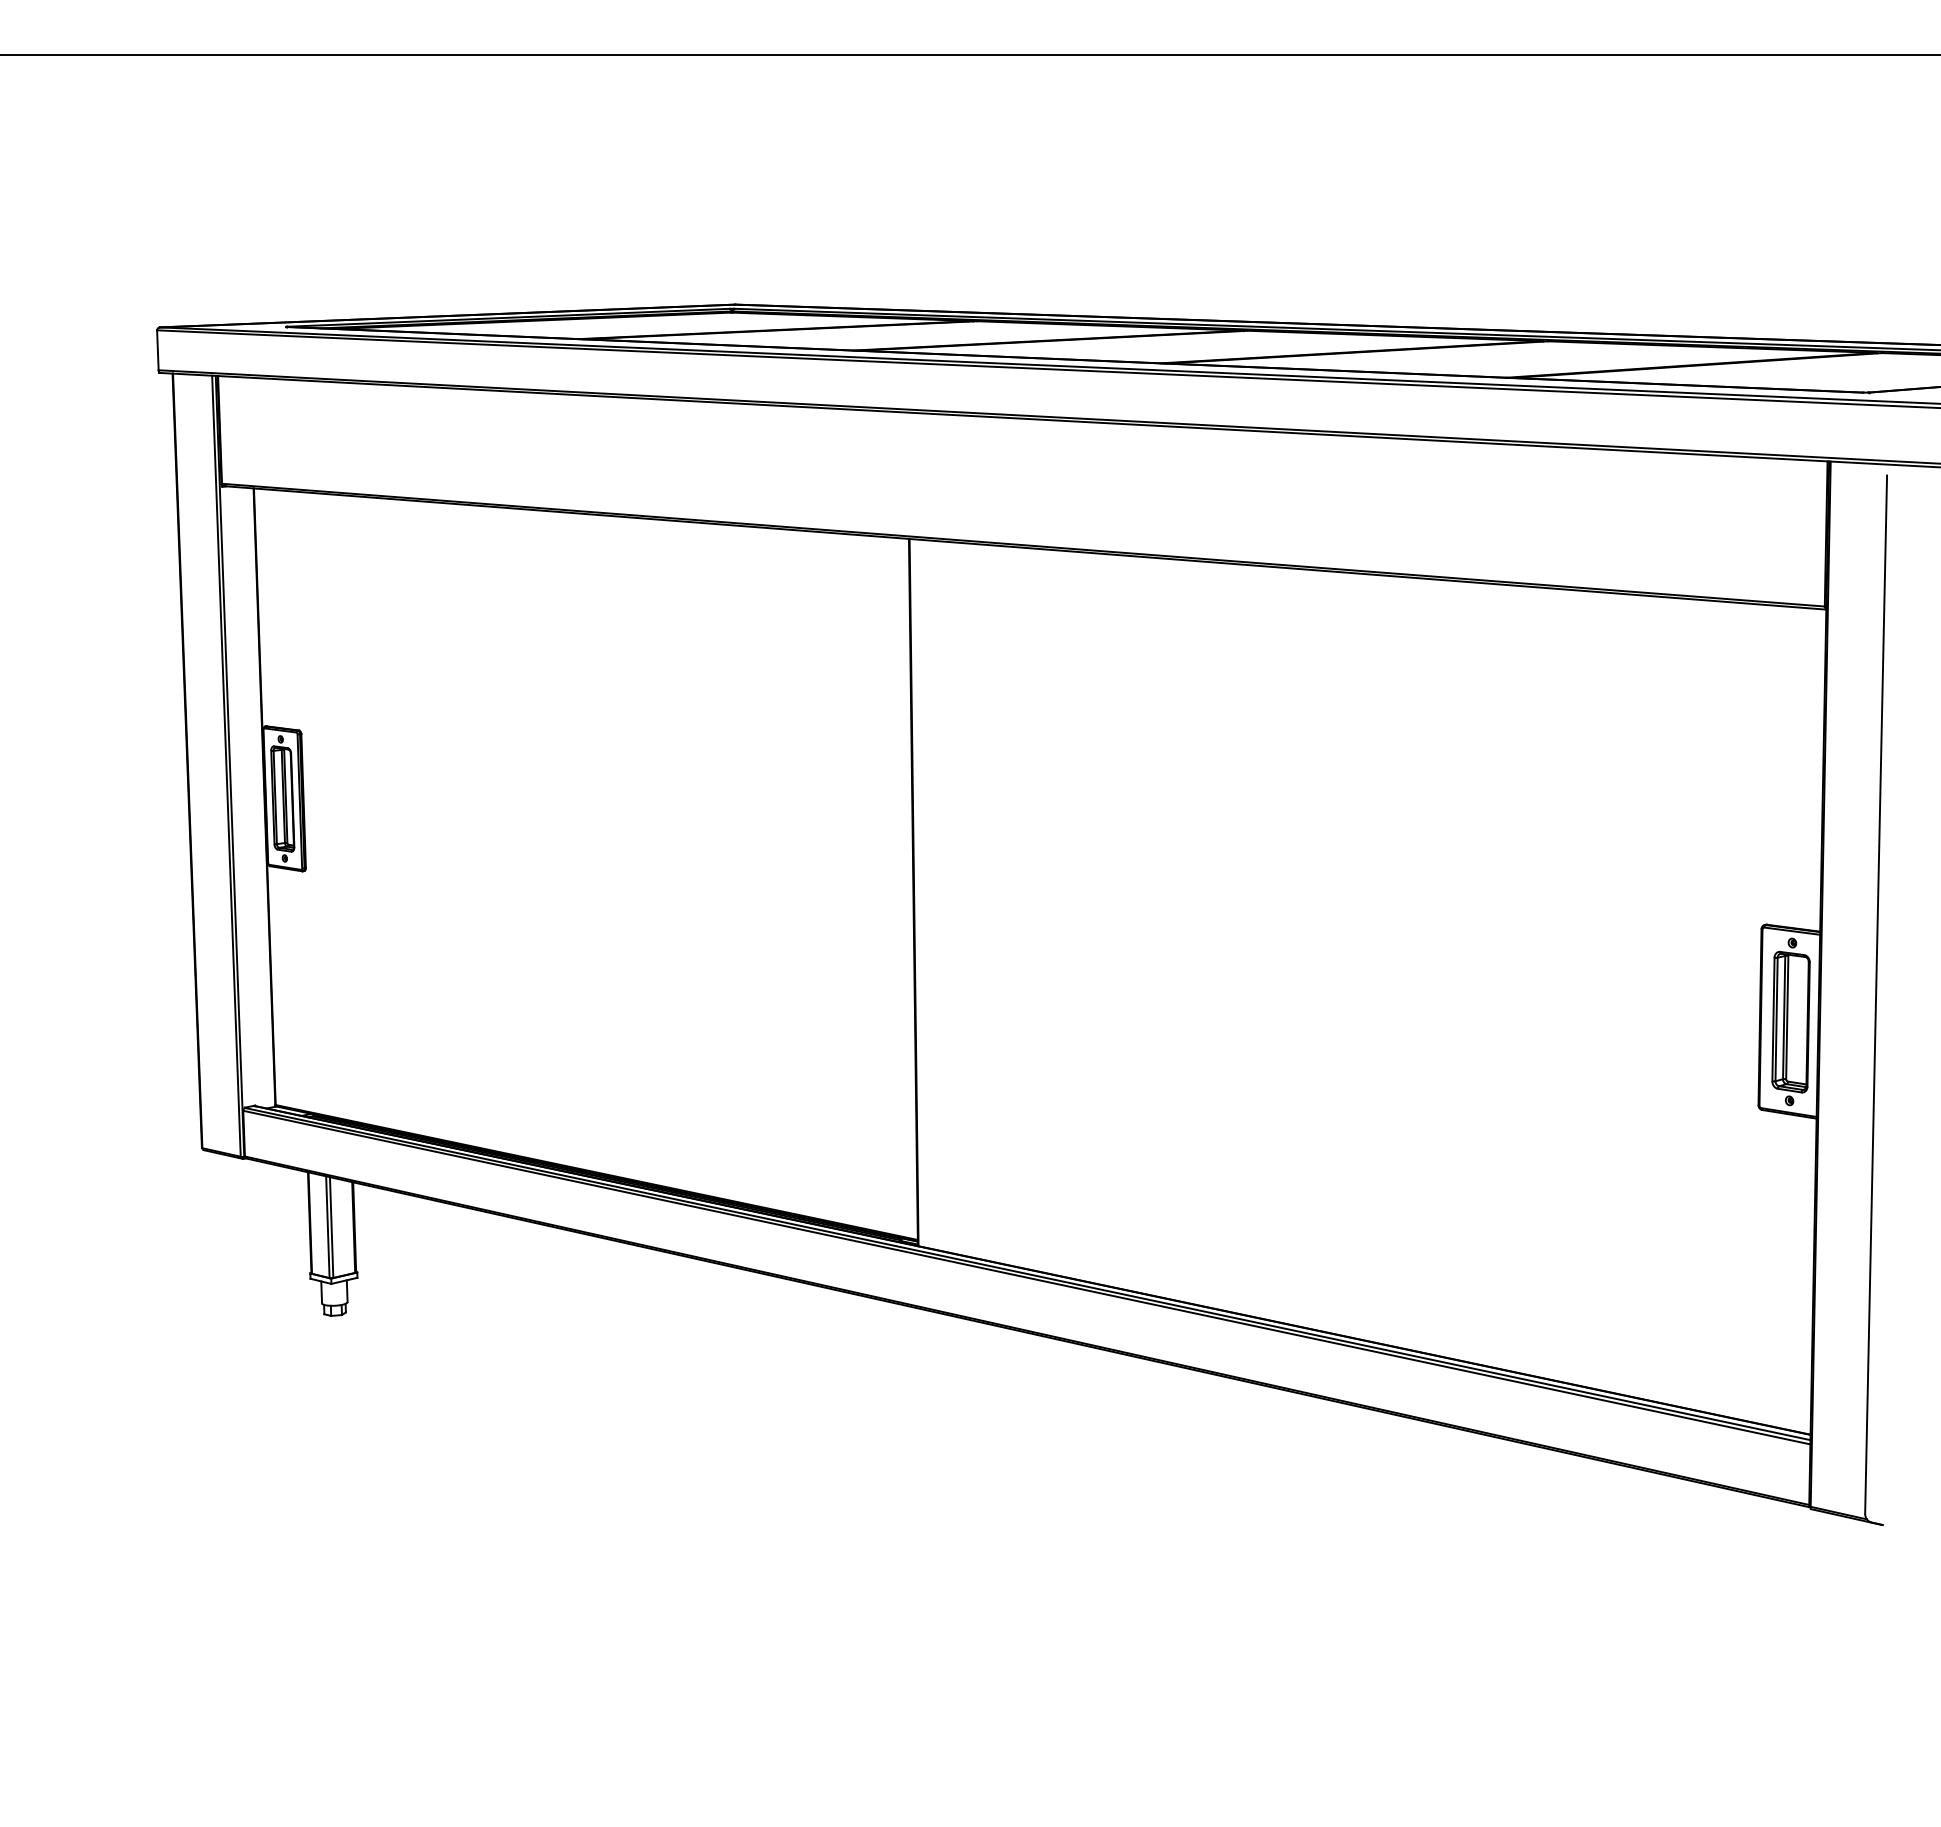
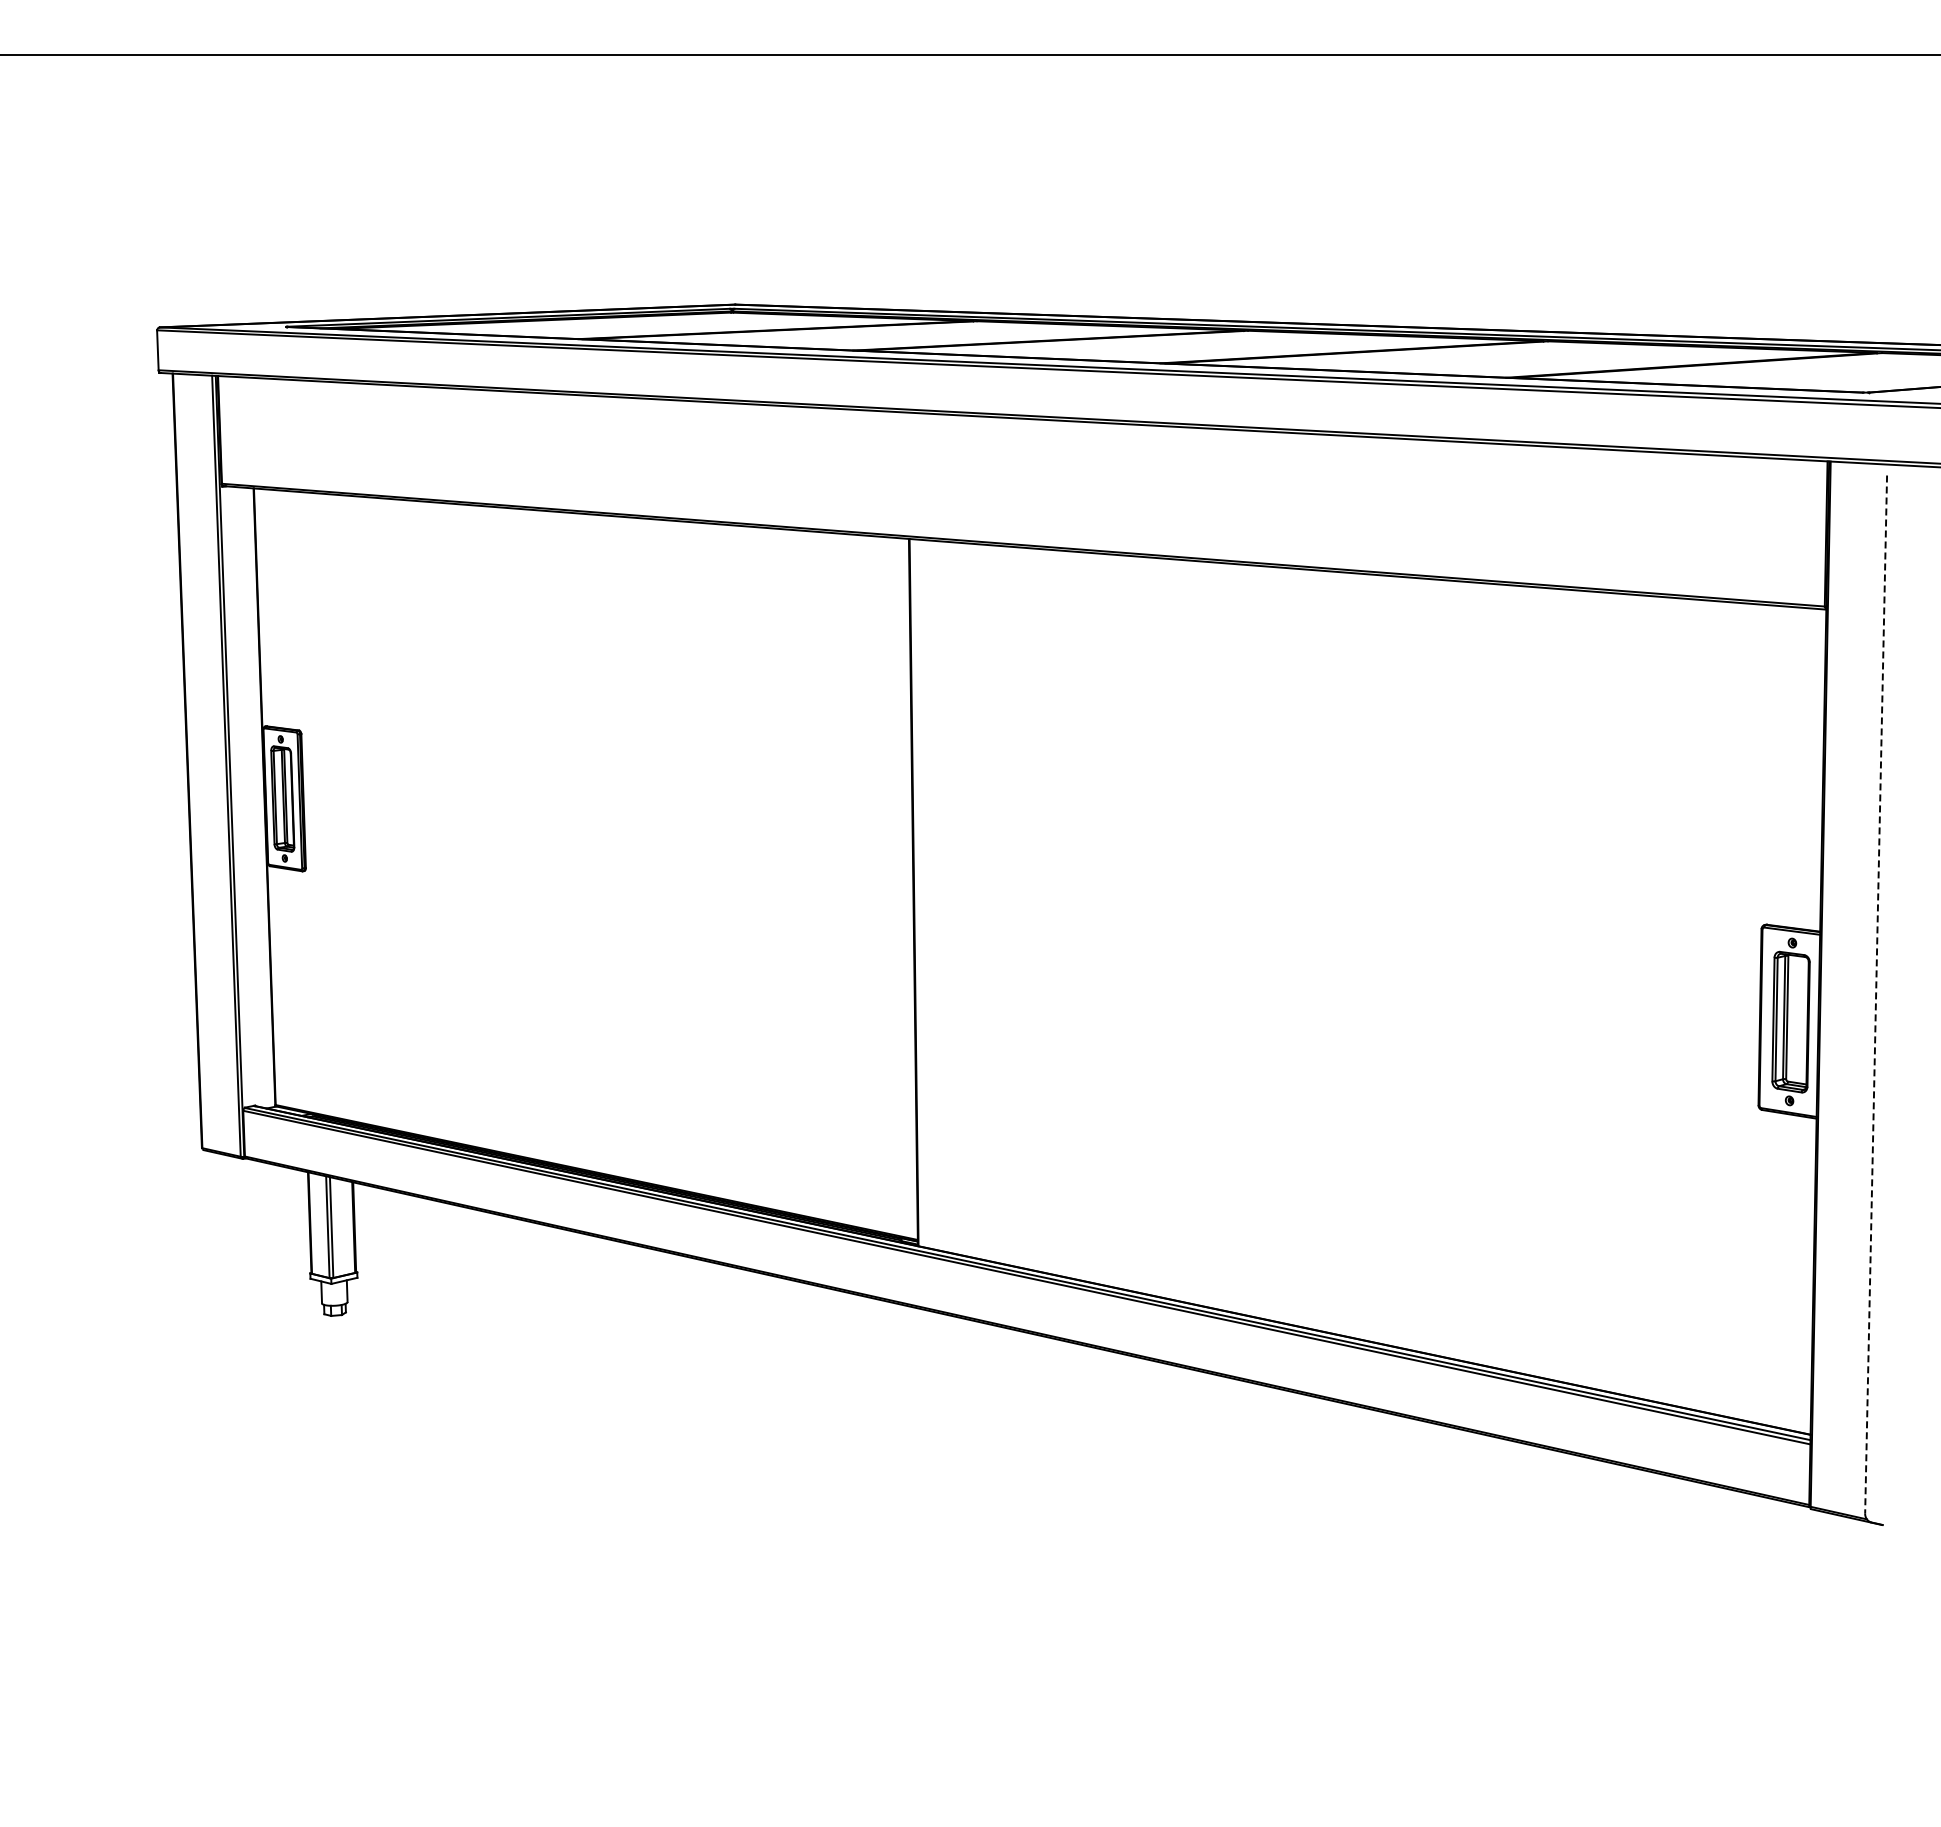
line: solid -> dashed (1876, 995)
